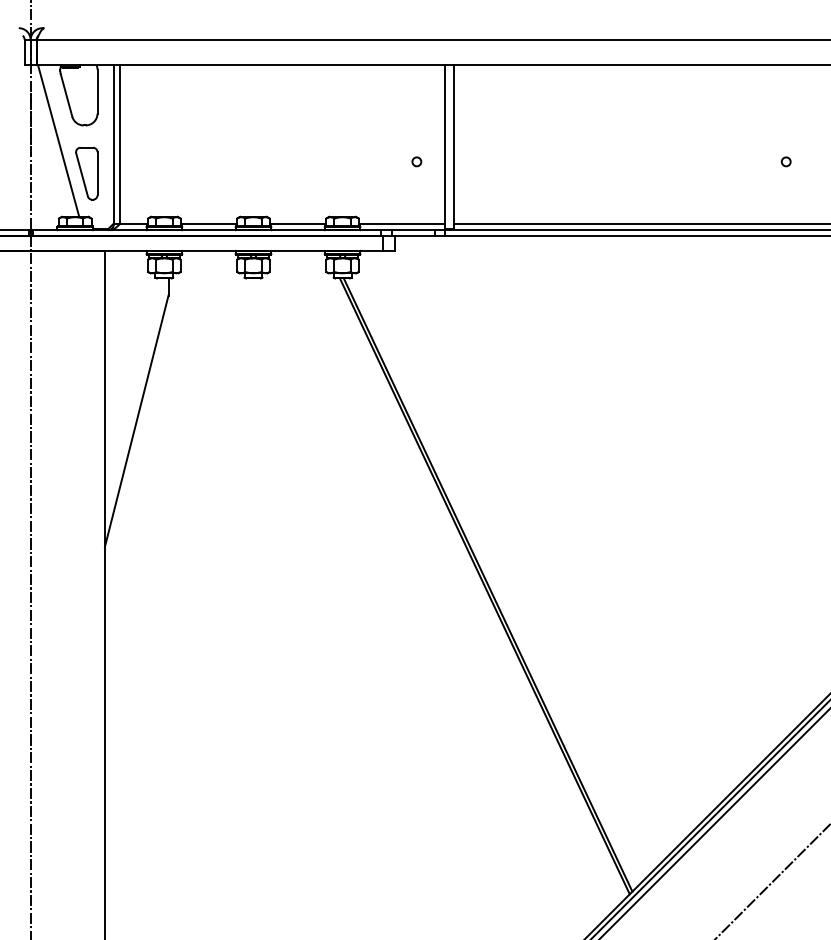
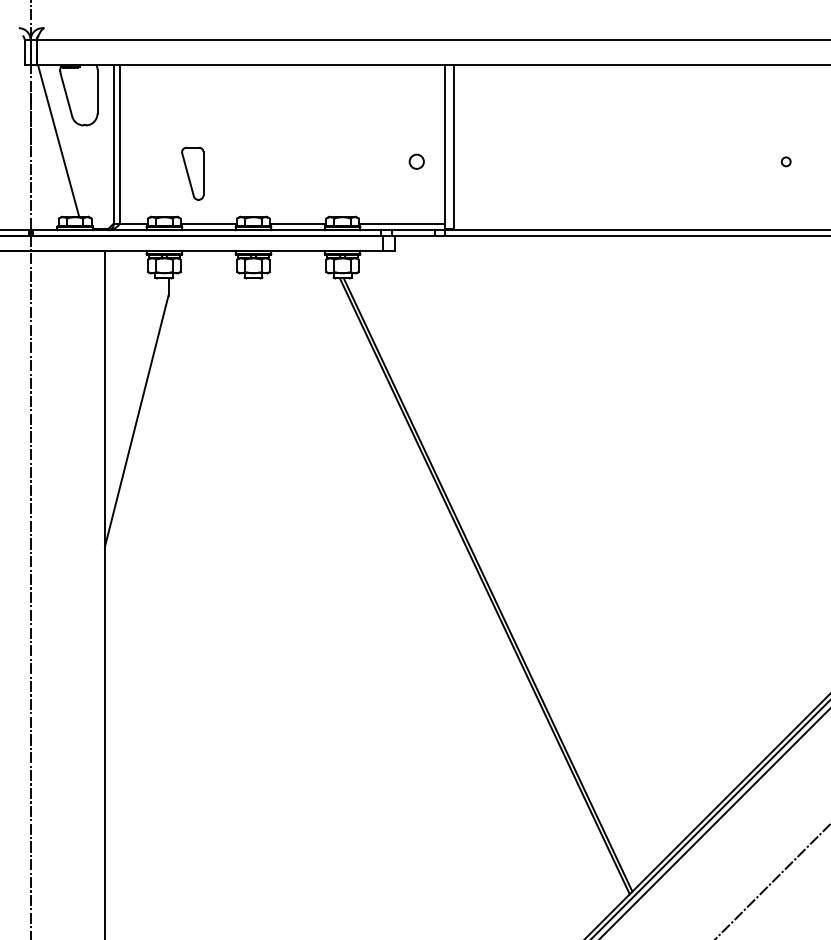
circle size: 12x12 px -> 17x17 px (416, 161)
part position: (86, 173) -> (192, 173) (192, 173)
line: present -> none (640, 224)
